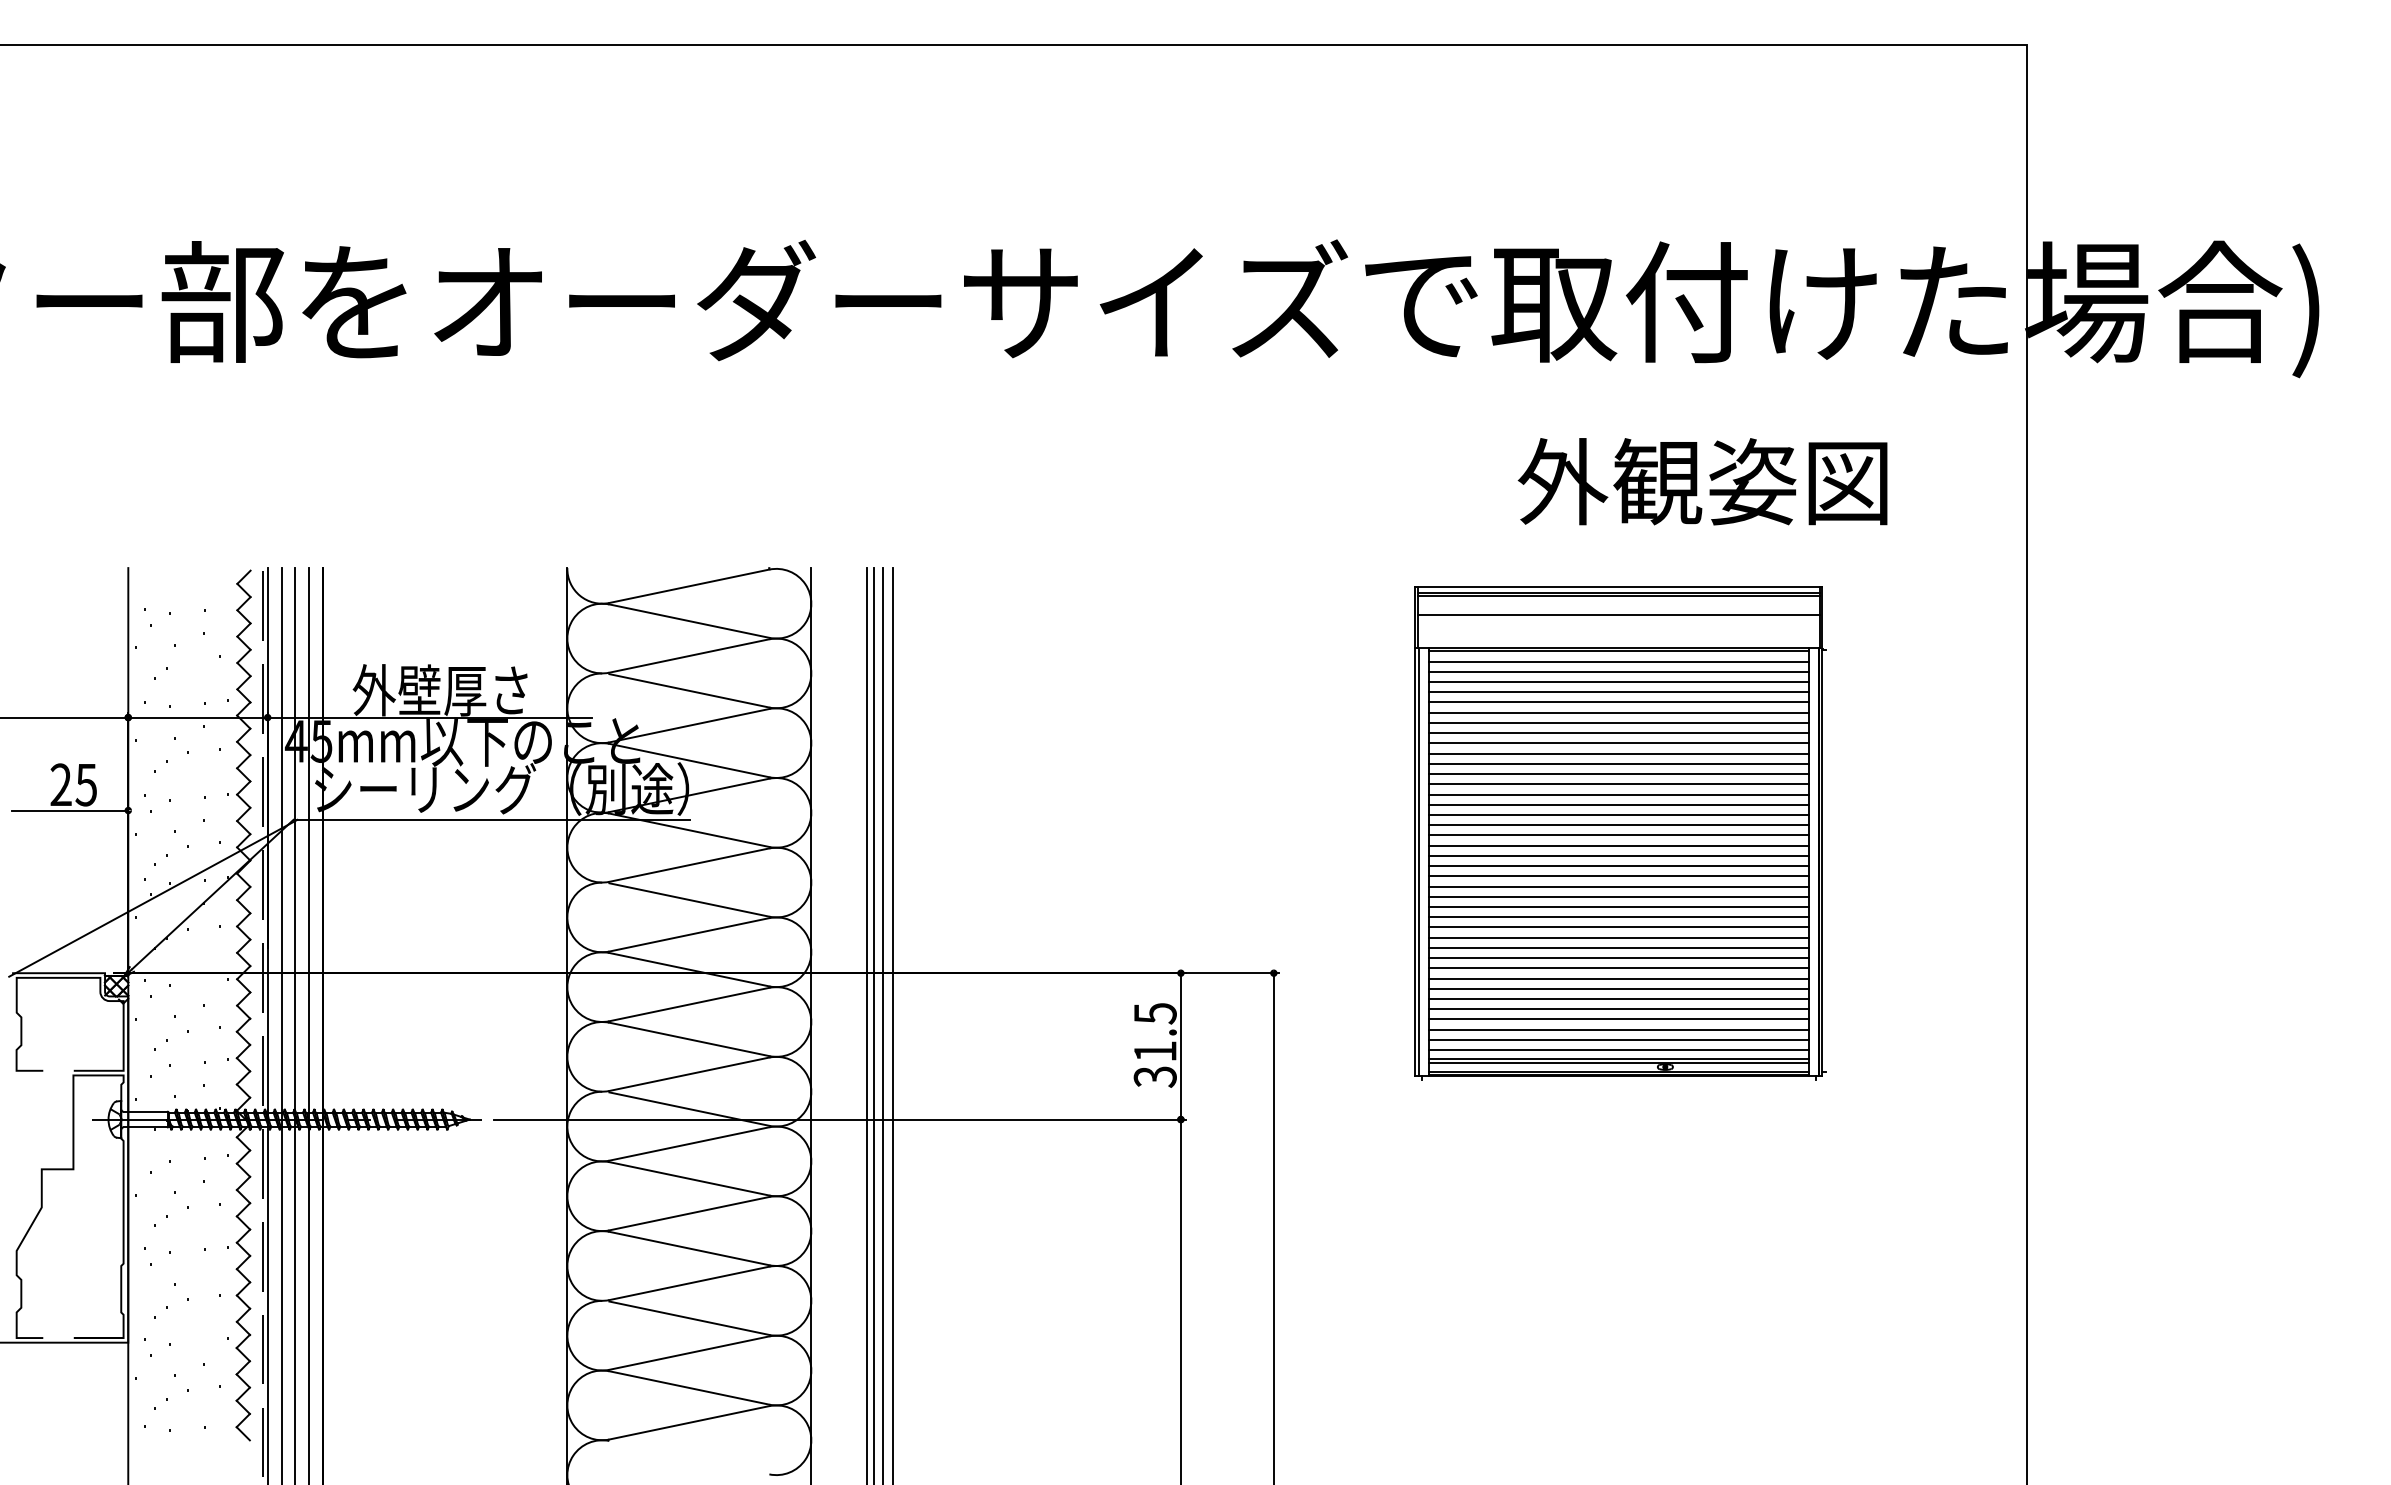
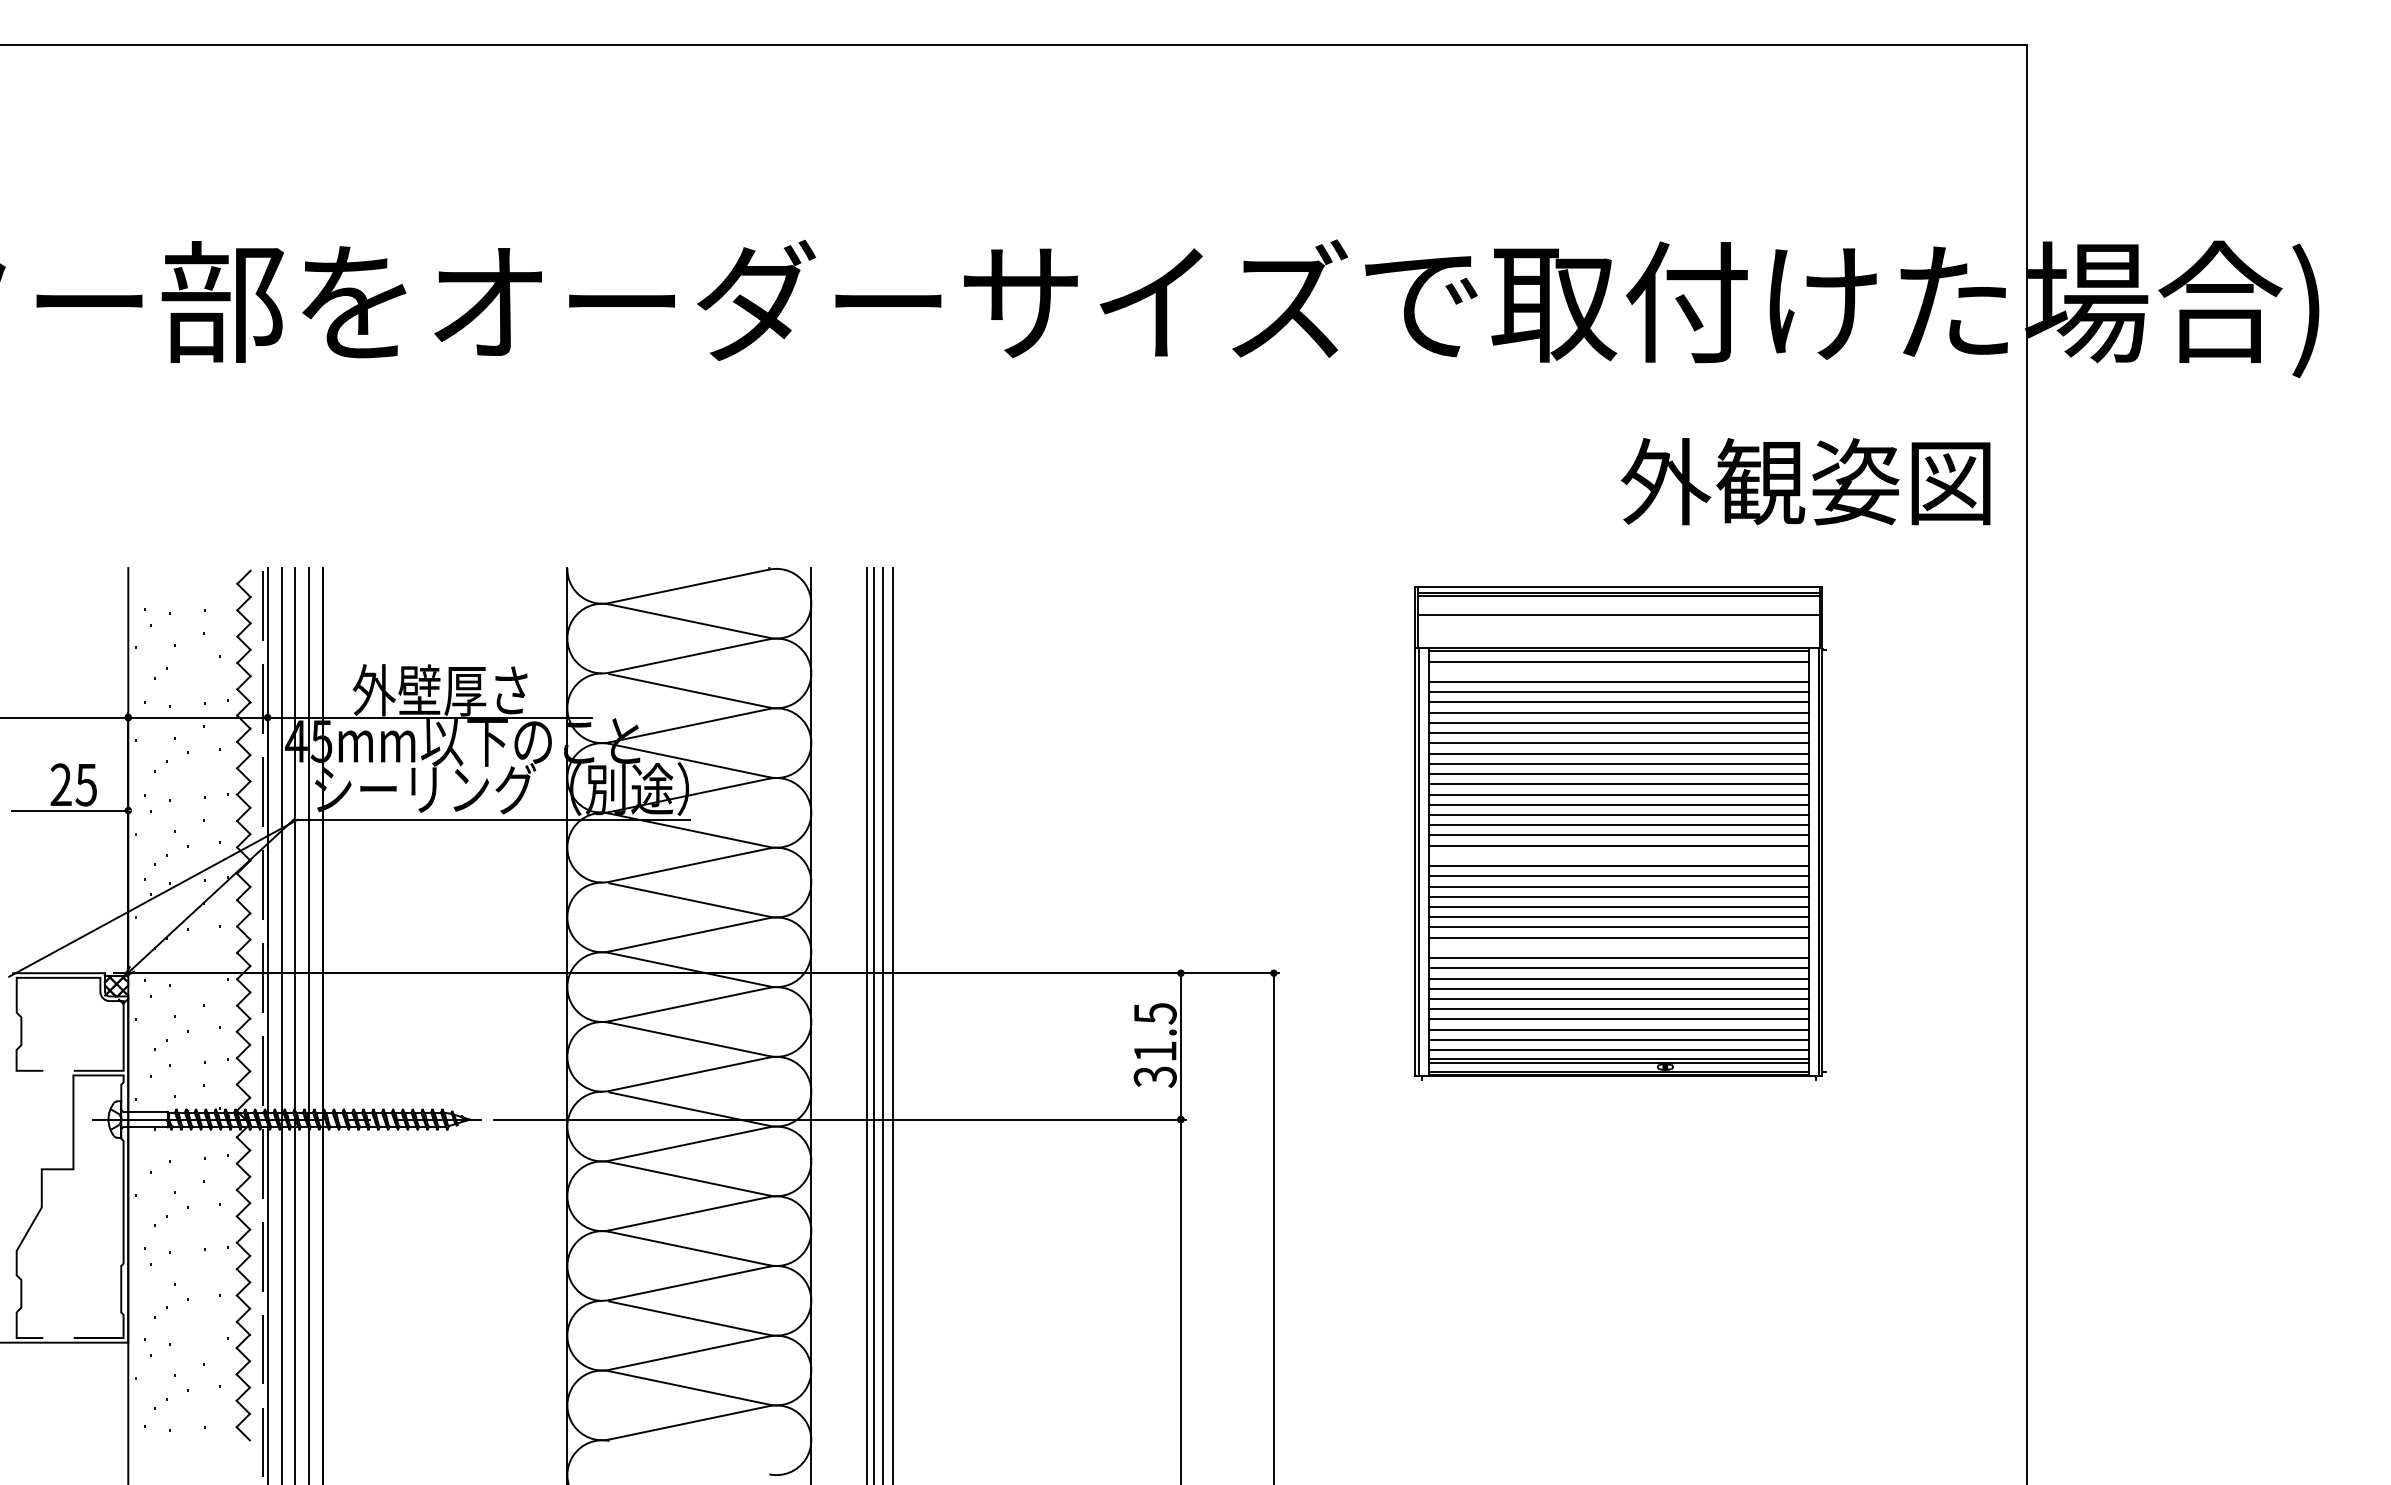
text position: (1702, 481) -> (1805, 481) (1805, 481)
line: present -> none (1618, 671)
line: present -> none (1618, 855)
line: present -> none (1618, 947)
